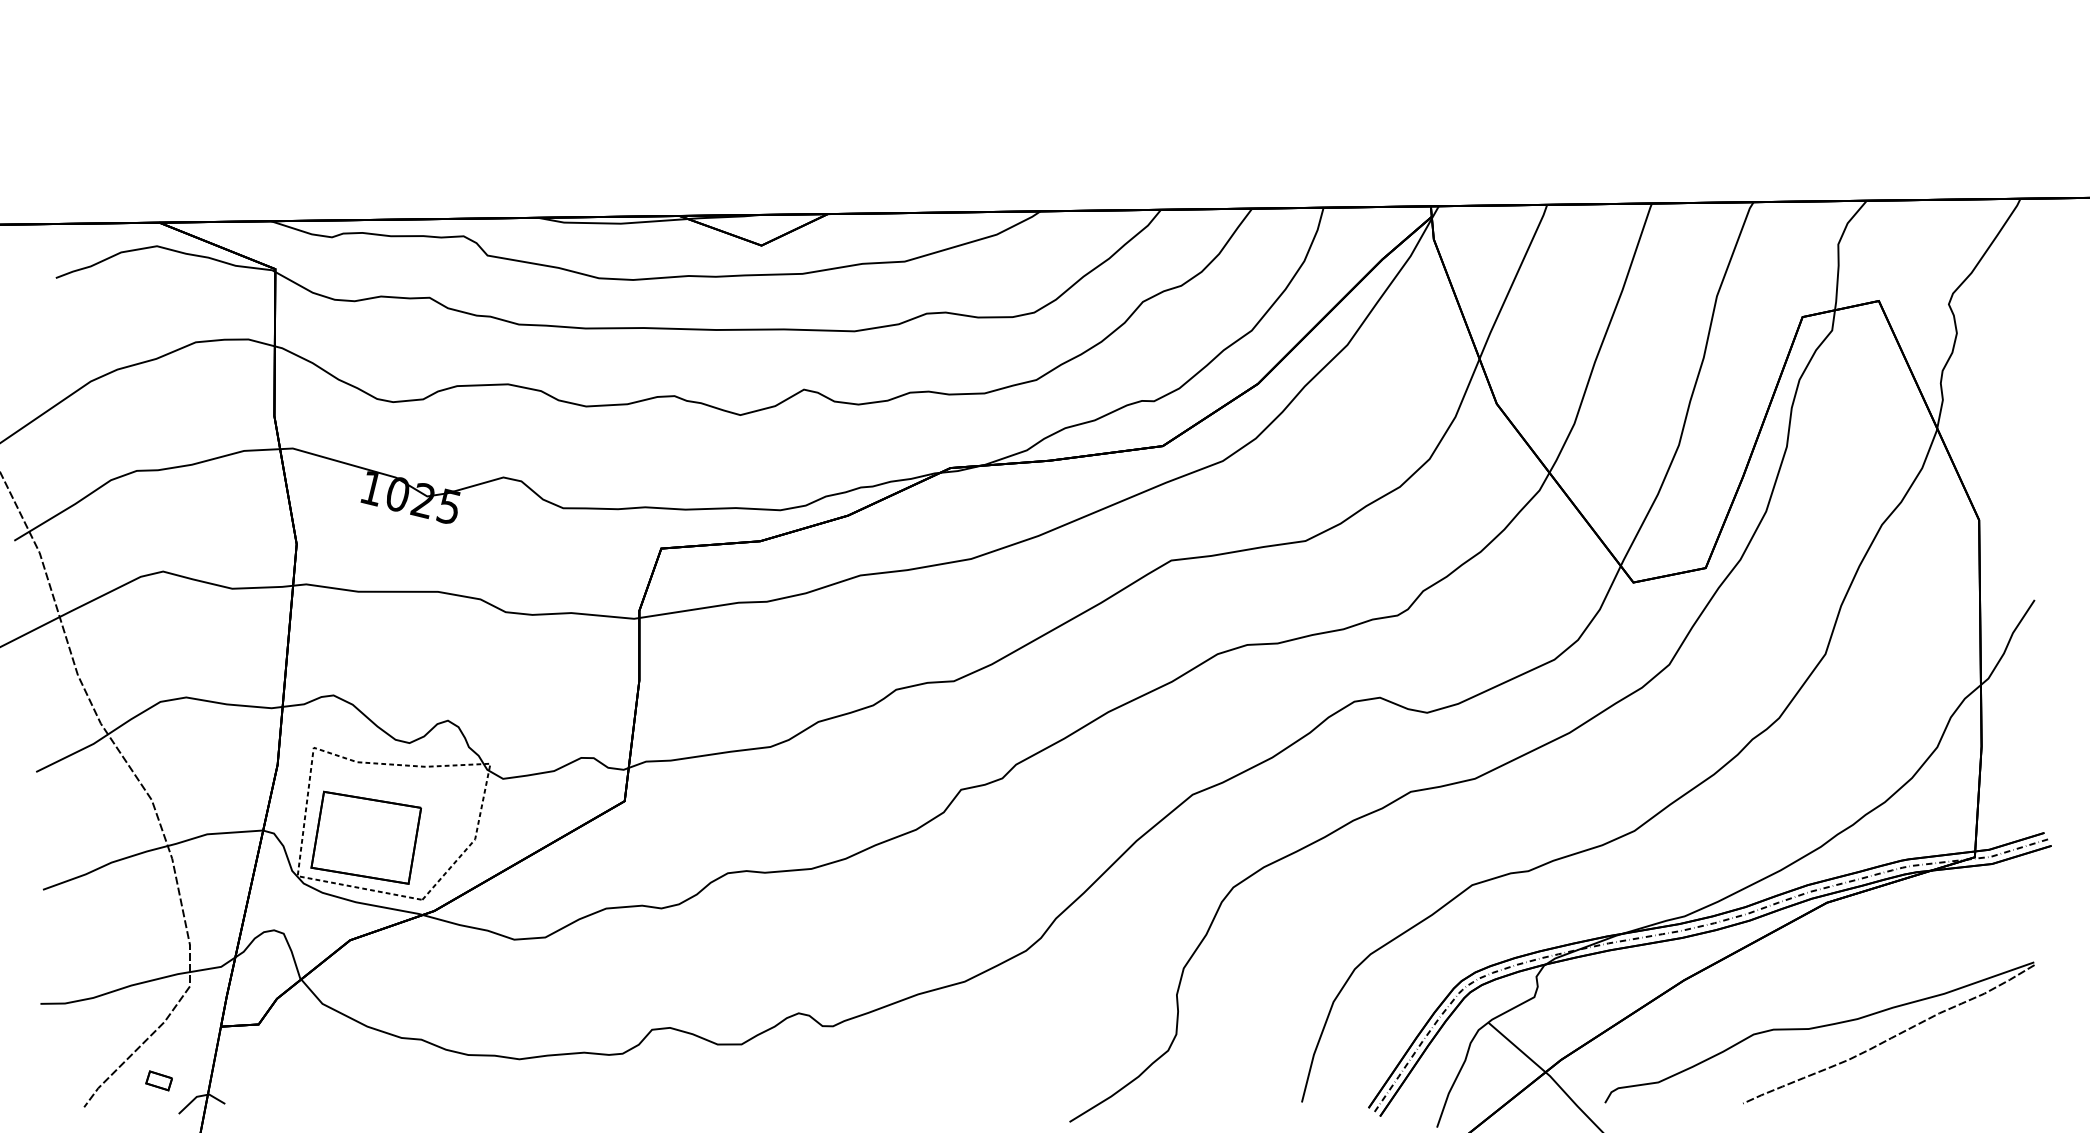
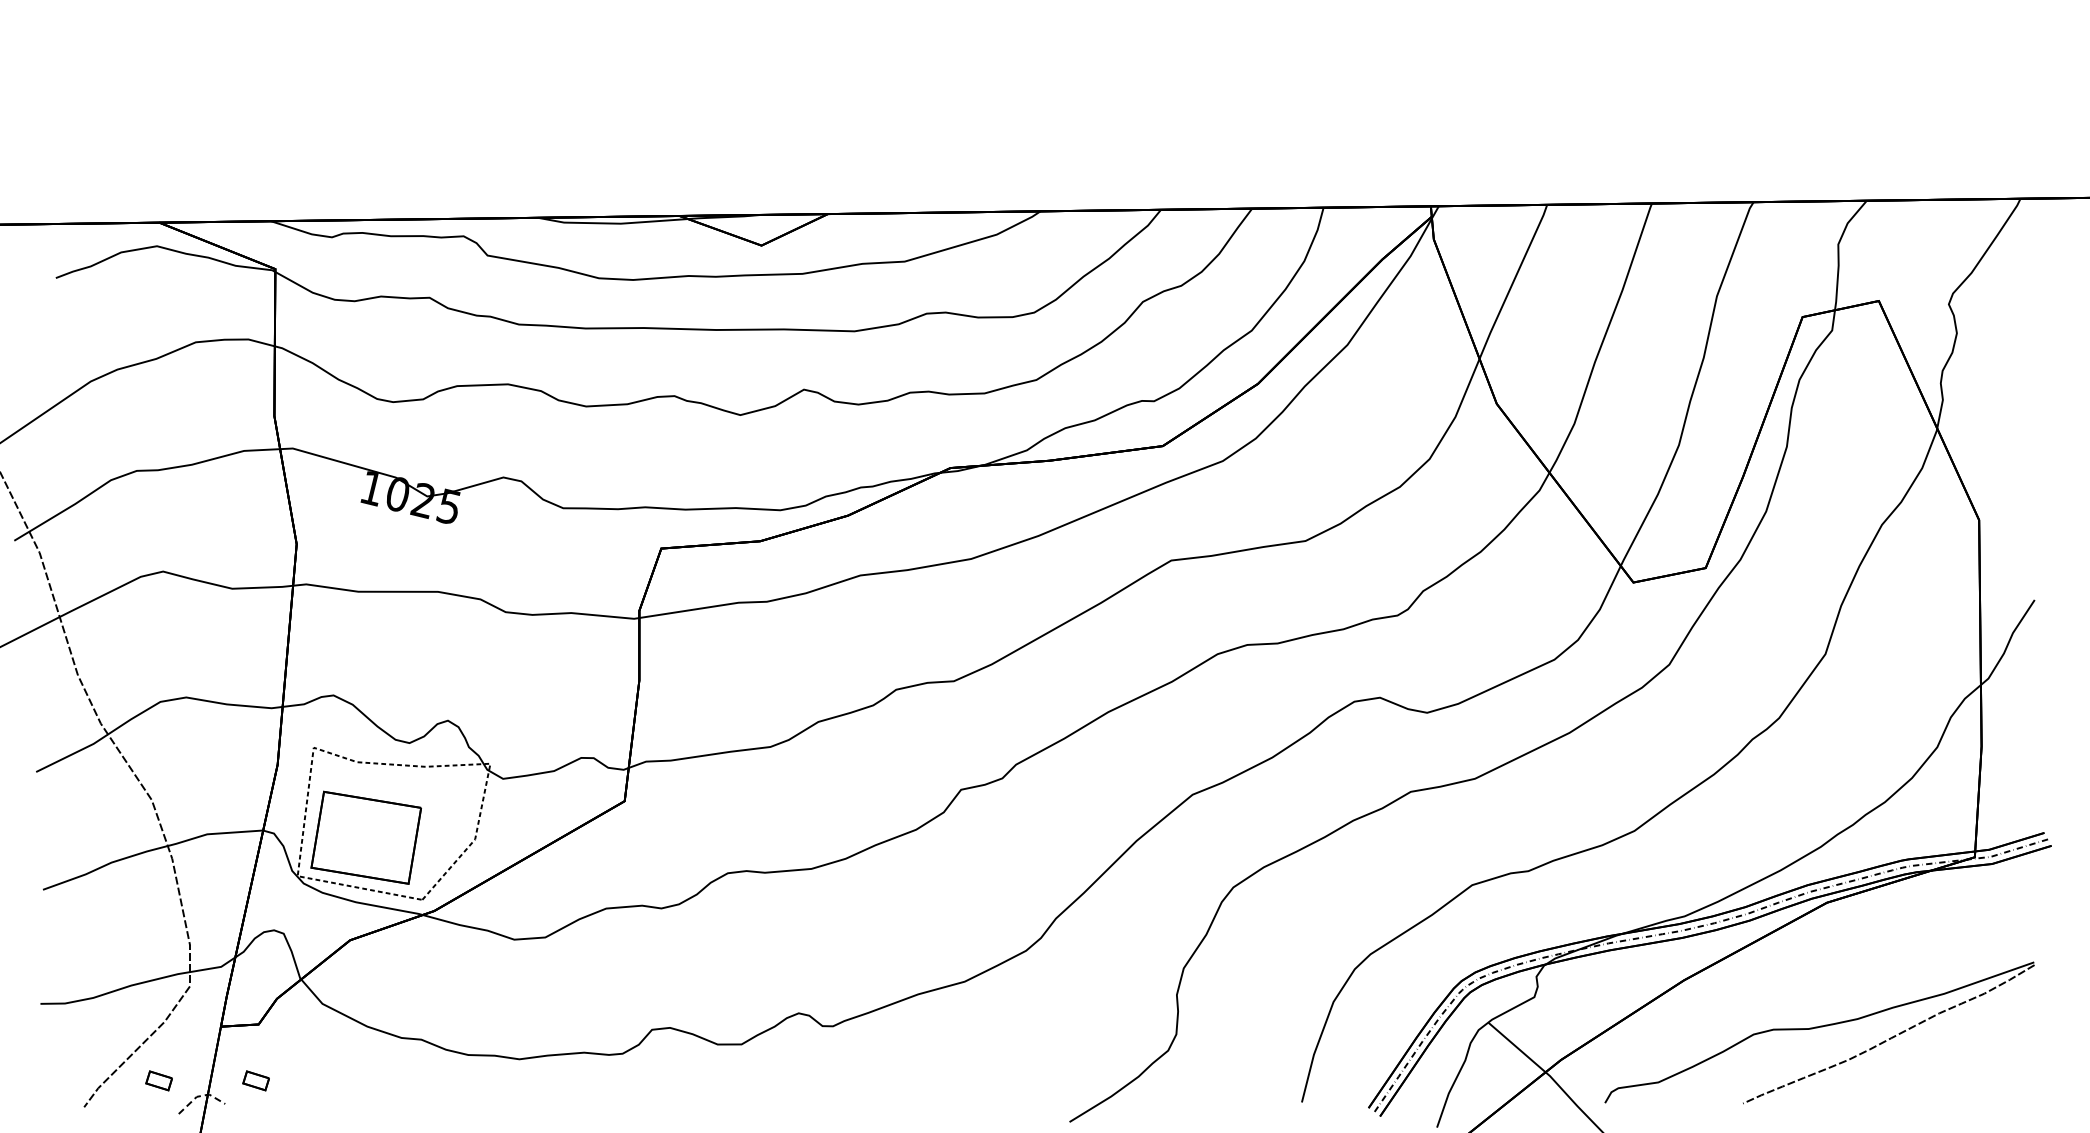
part: none -> present (255, 1080)
line: solid -> dashed (200, 1096)
